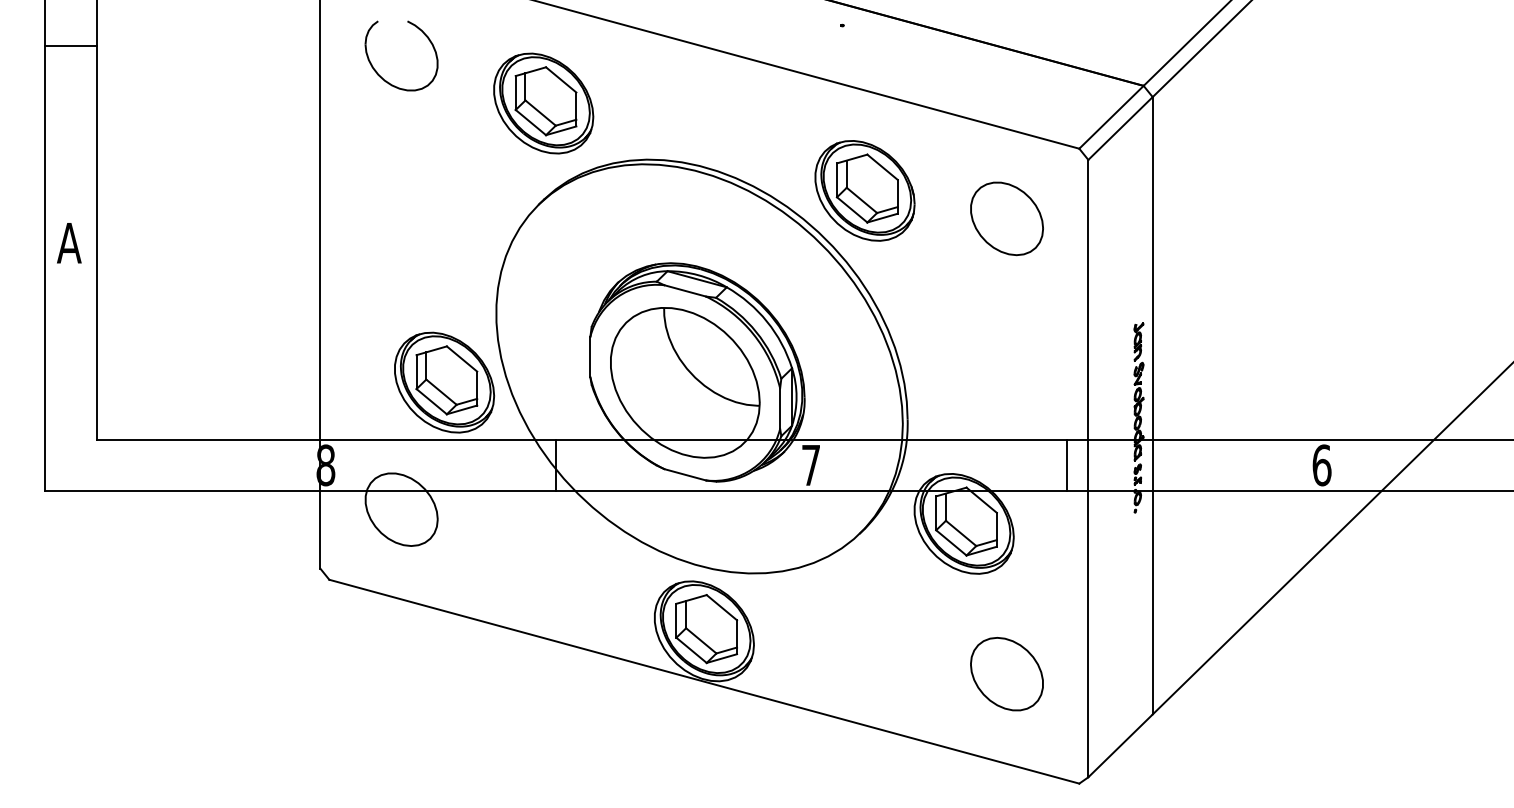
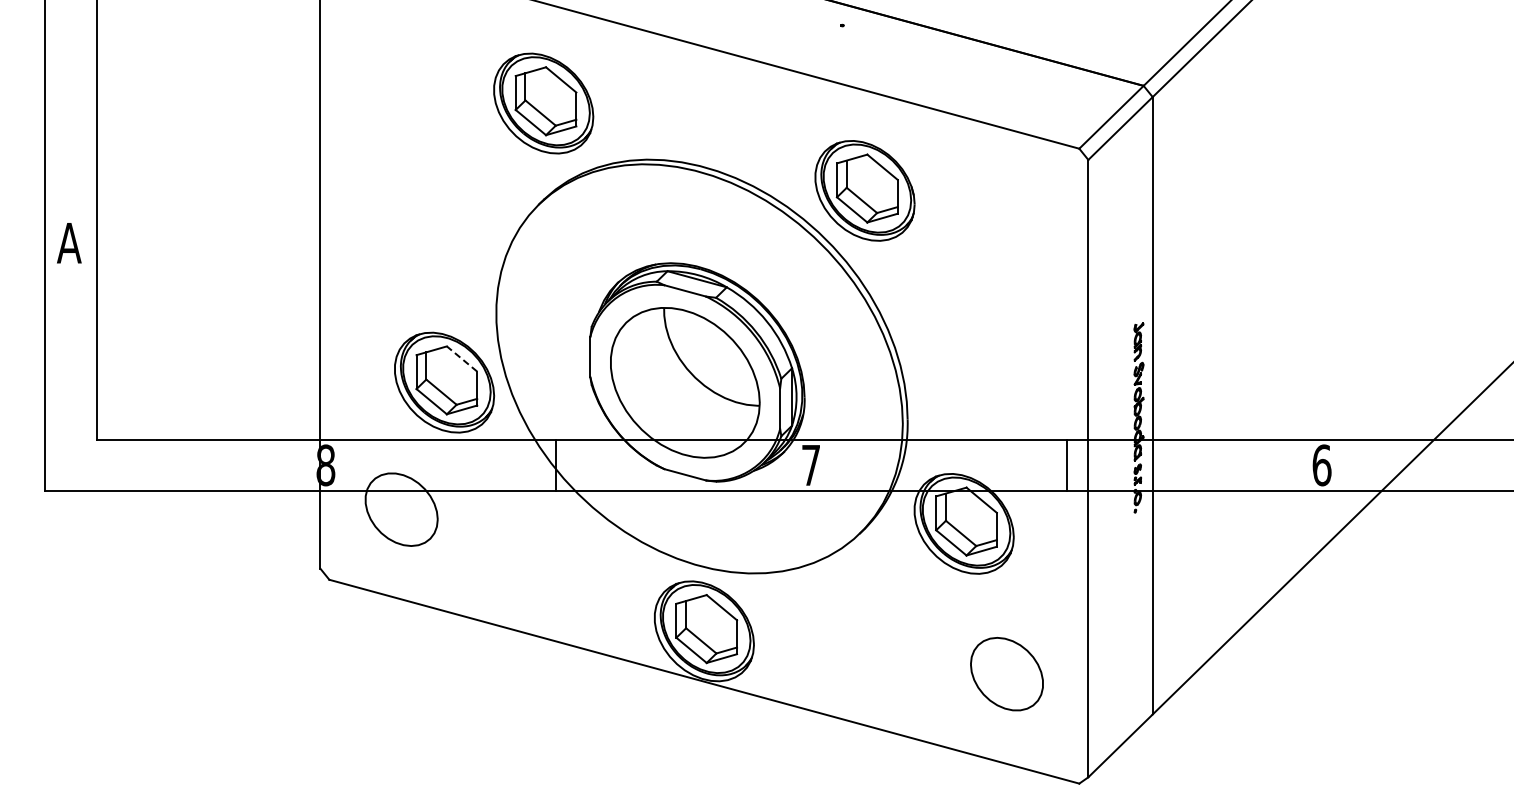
line: present -> none (70, 46)
part: present -> none (377, 71)
part: present -> none (1006, 218)
line: solid -> dashed (462, 359)
